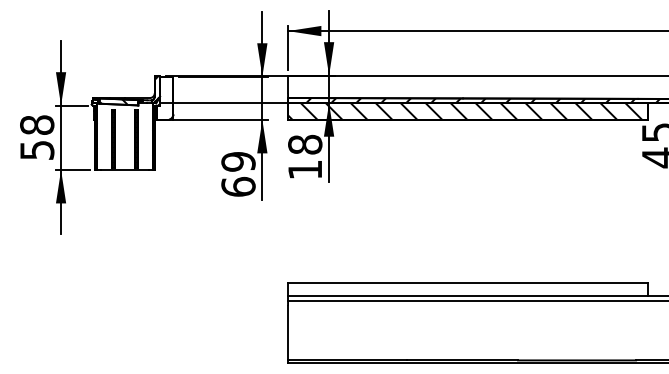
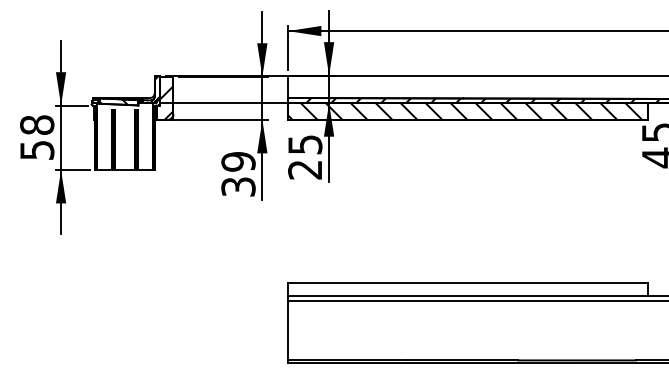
hatch: none -> present (166, 103)
text: 18 -> 25 (305, 156)
text: 69 -> 39 (238, 186)
